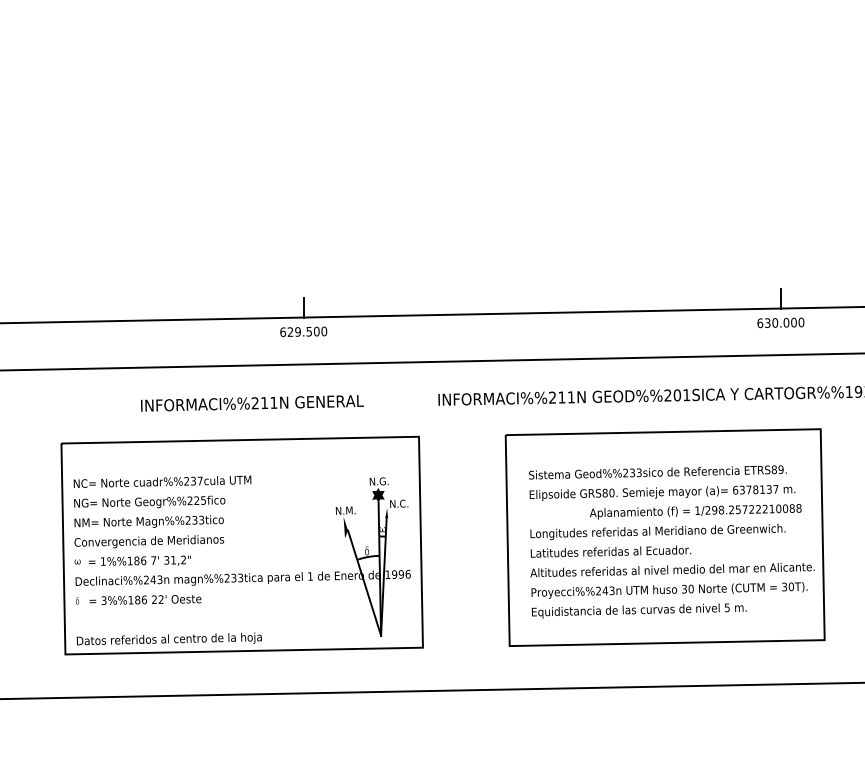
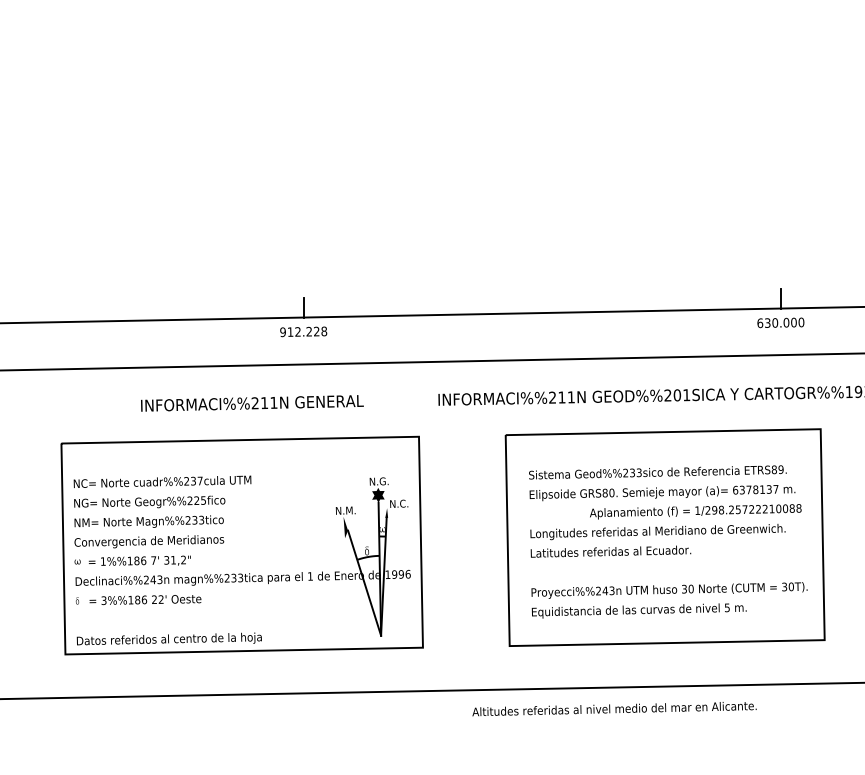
text: 629.500 -> 912.228 (303, 331)
text position: (672, 570) -> (614, 709) (614, 709)
